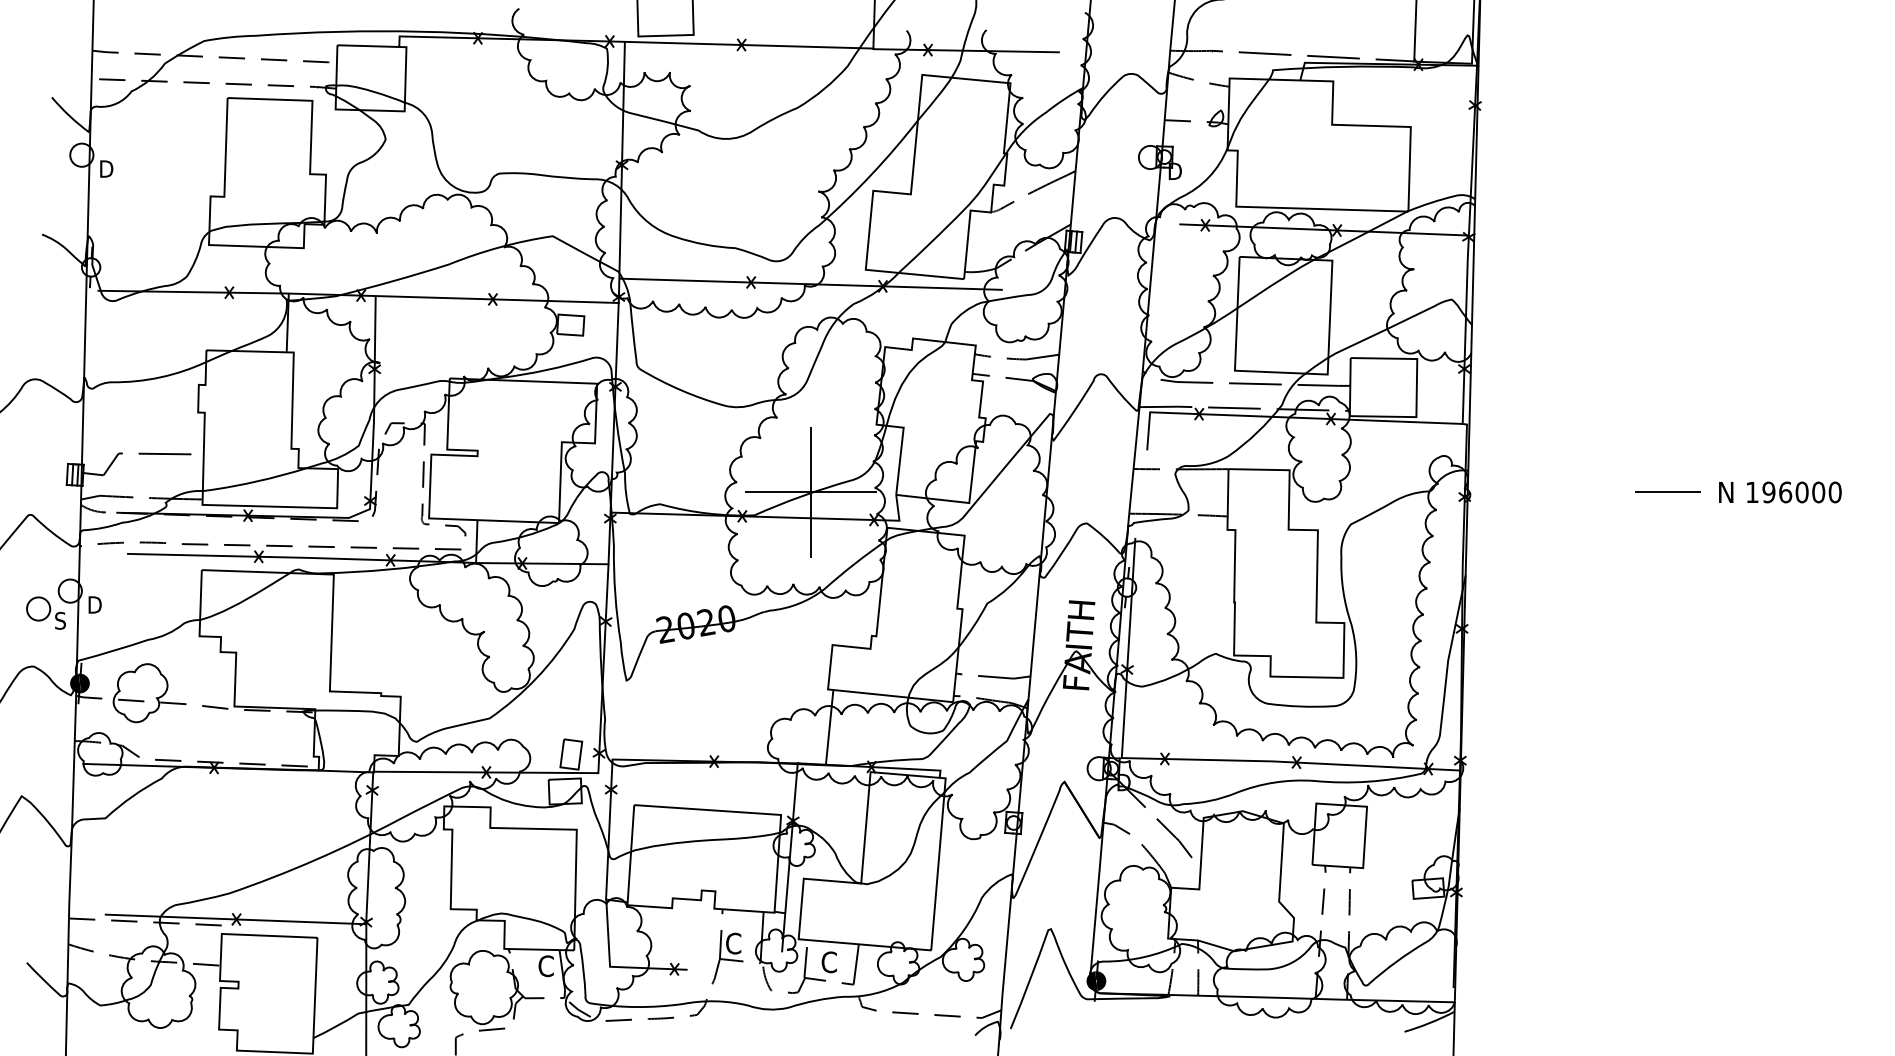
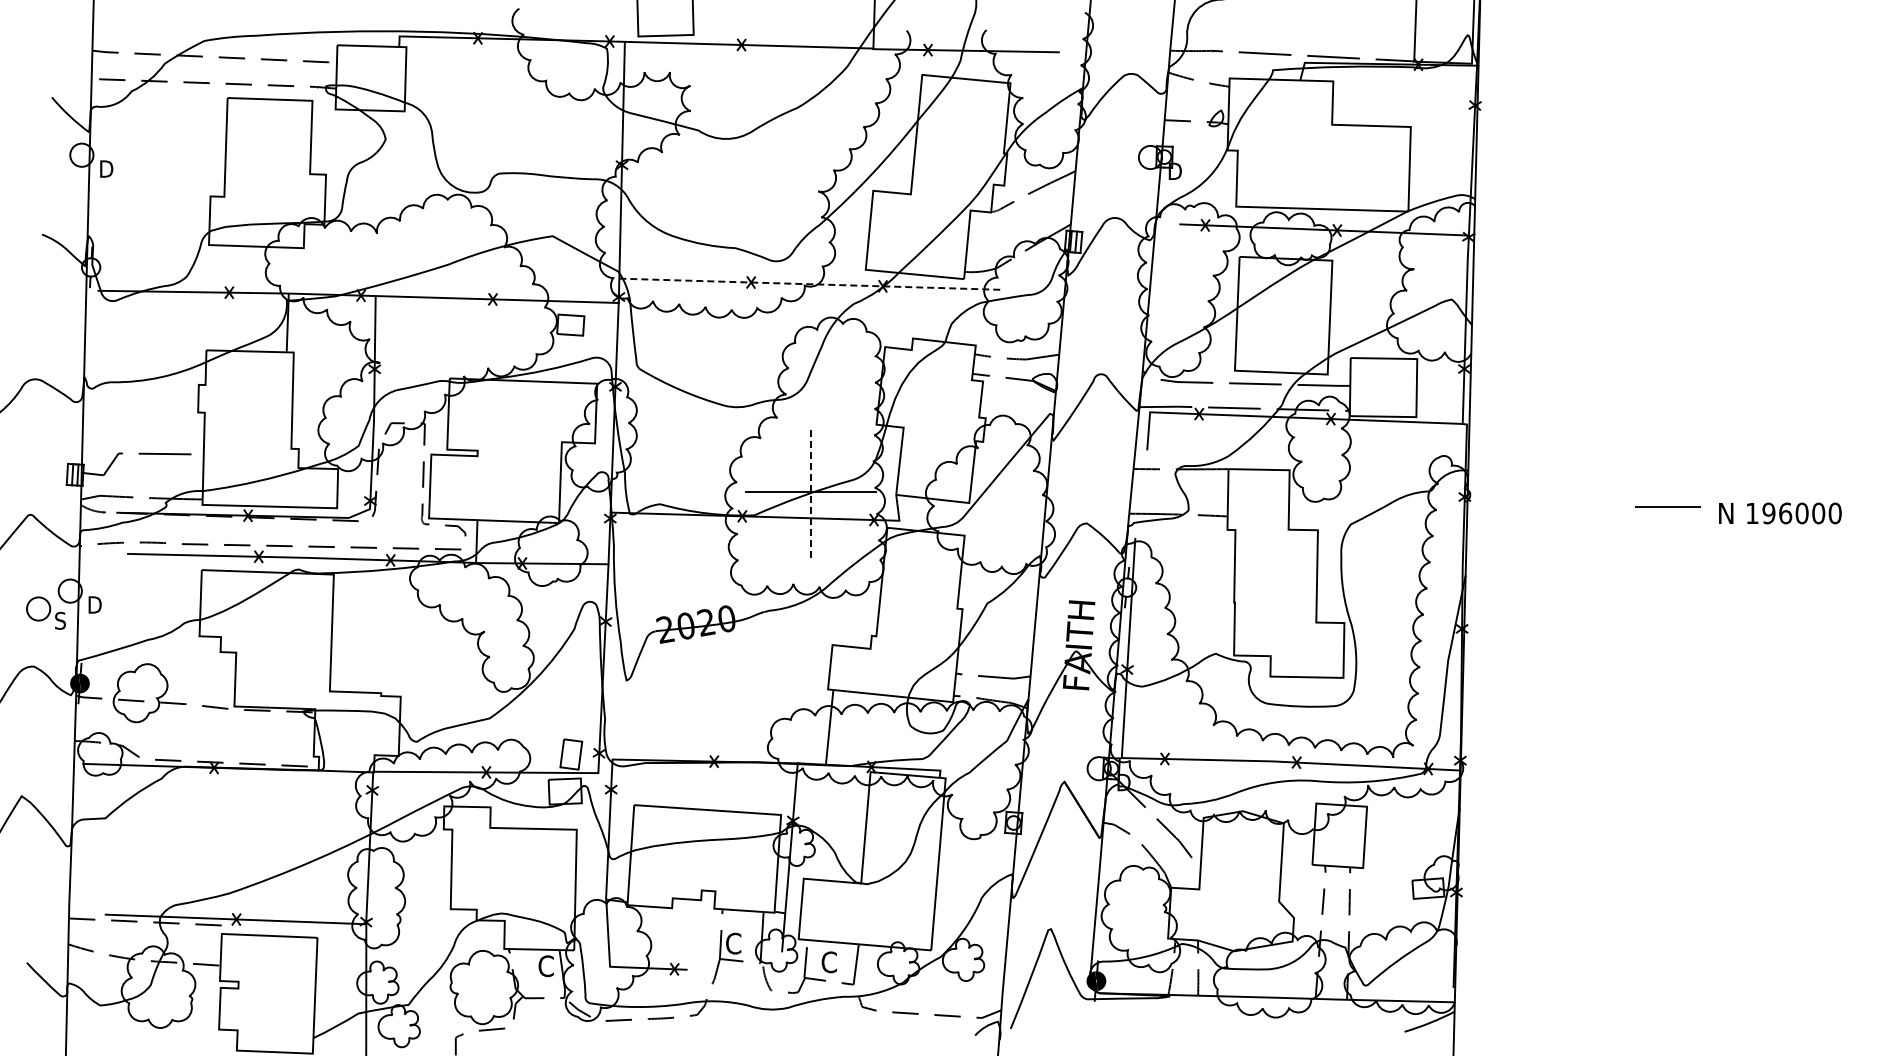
line: solid -> dashed (811, 284)
line position: (1667, 491) -> (1667, 506) (1667, 506)
line: solid -> dashed (810, 492)
text position: (1780, 492) -> (1780, 513) (1780, 513)
